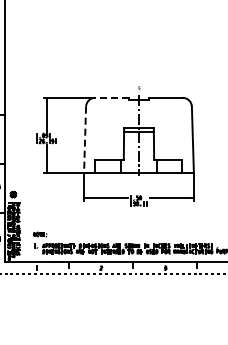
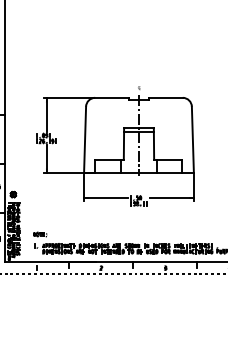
line: dashed -> solid (111, 97)
line: dashed -> solid (85, 140)
